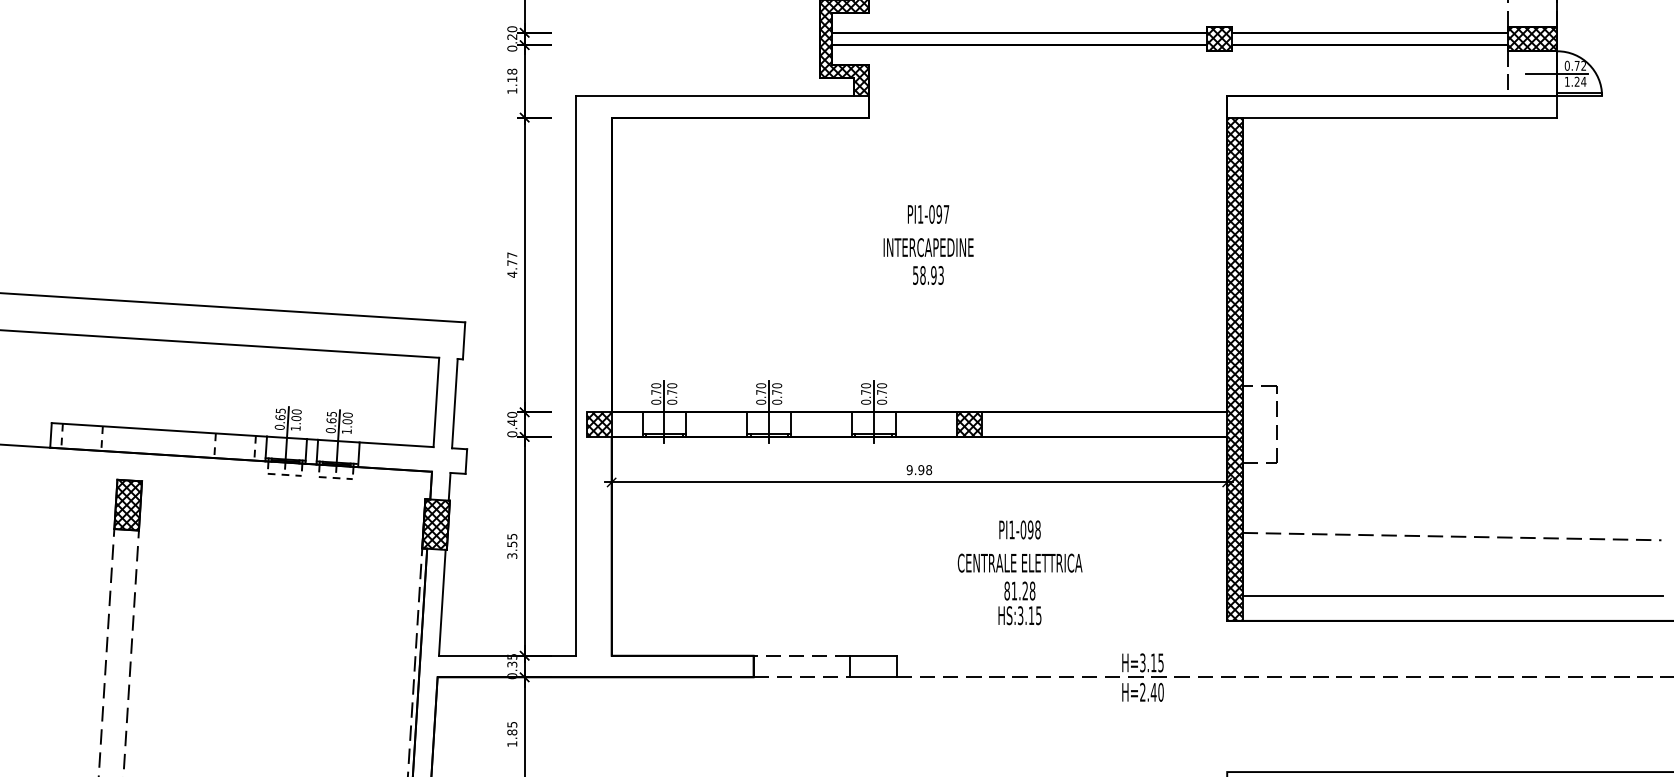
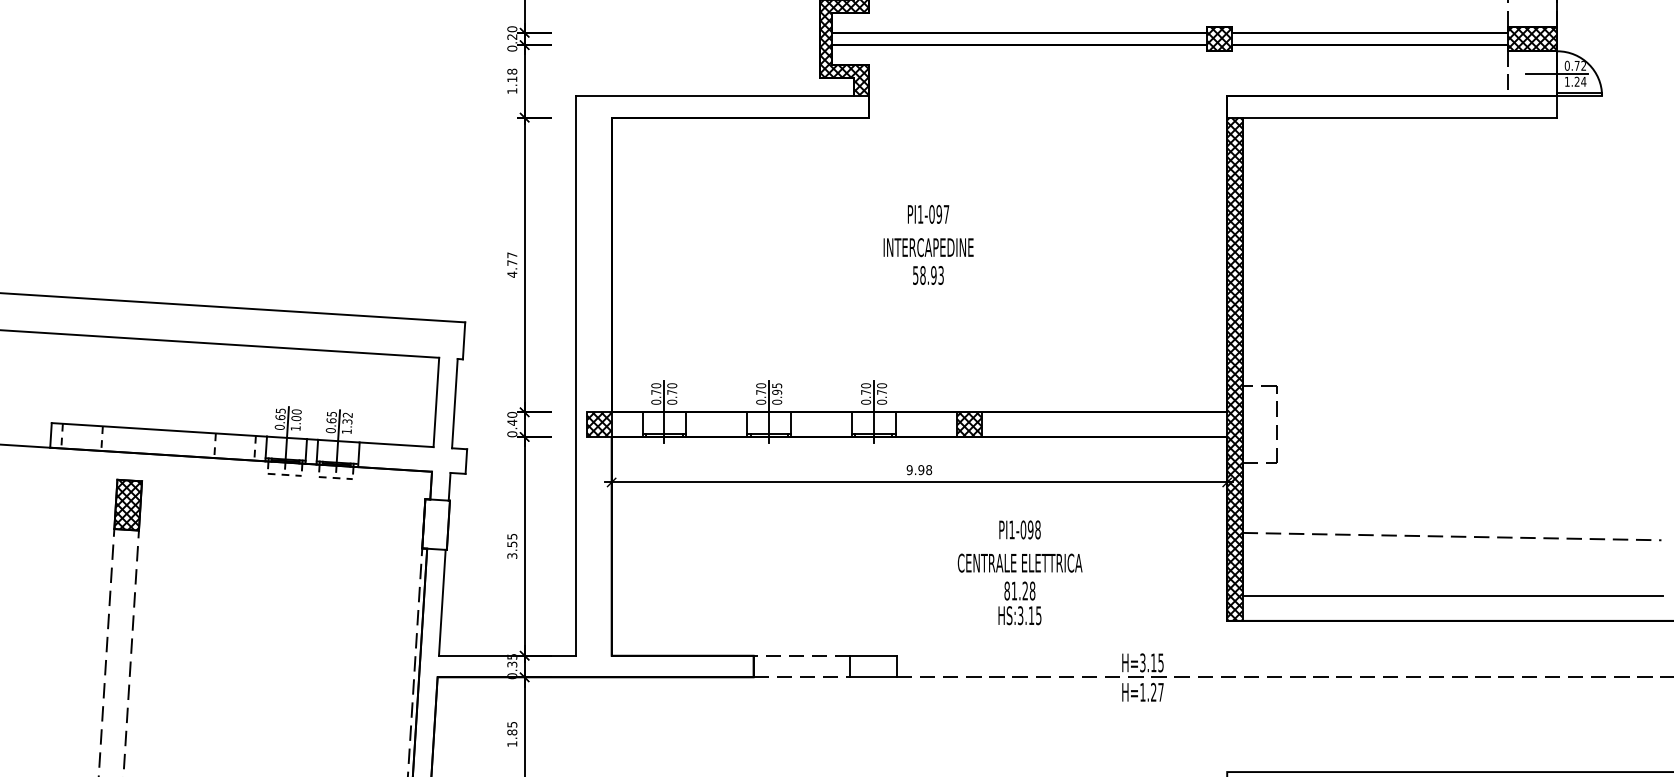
text: 0.70 -> 0.95 (777, 388)
text: 1.00 -> 1.32 (347, 418)
hatch: present -> none (435, 524)
text: H=2.40 -> H=1.27 (1151, 691)
